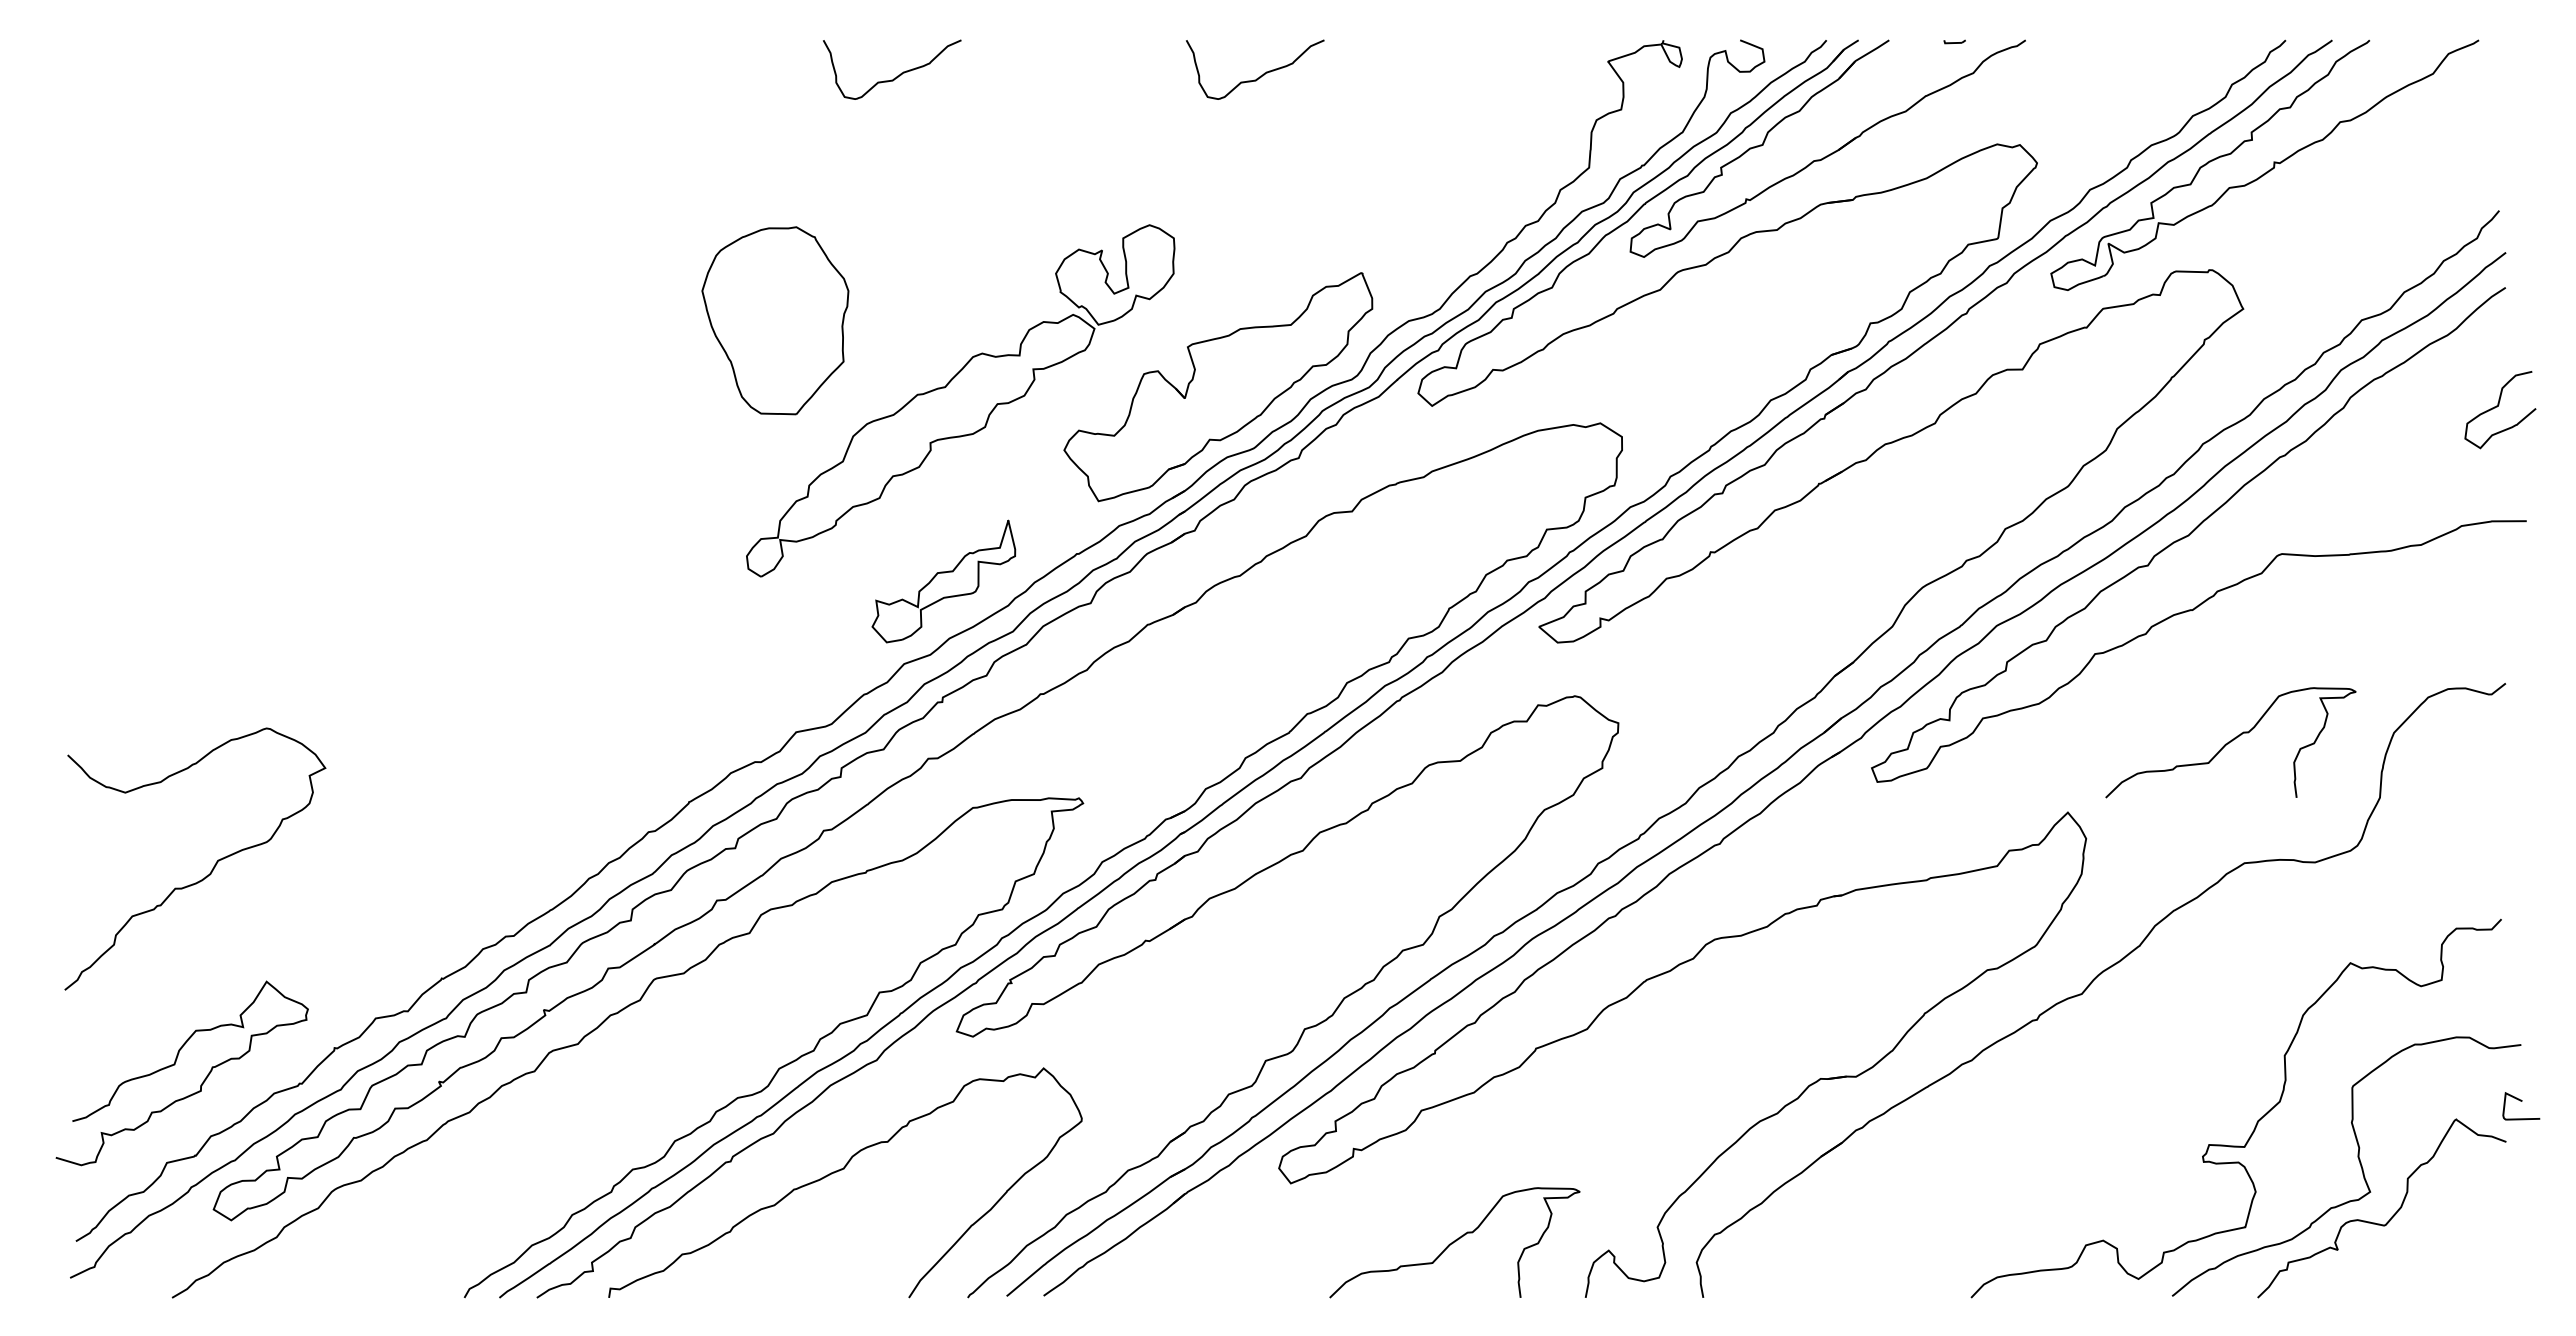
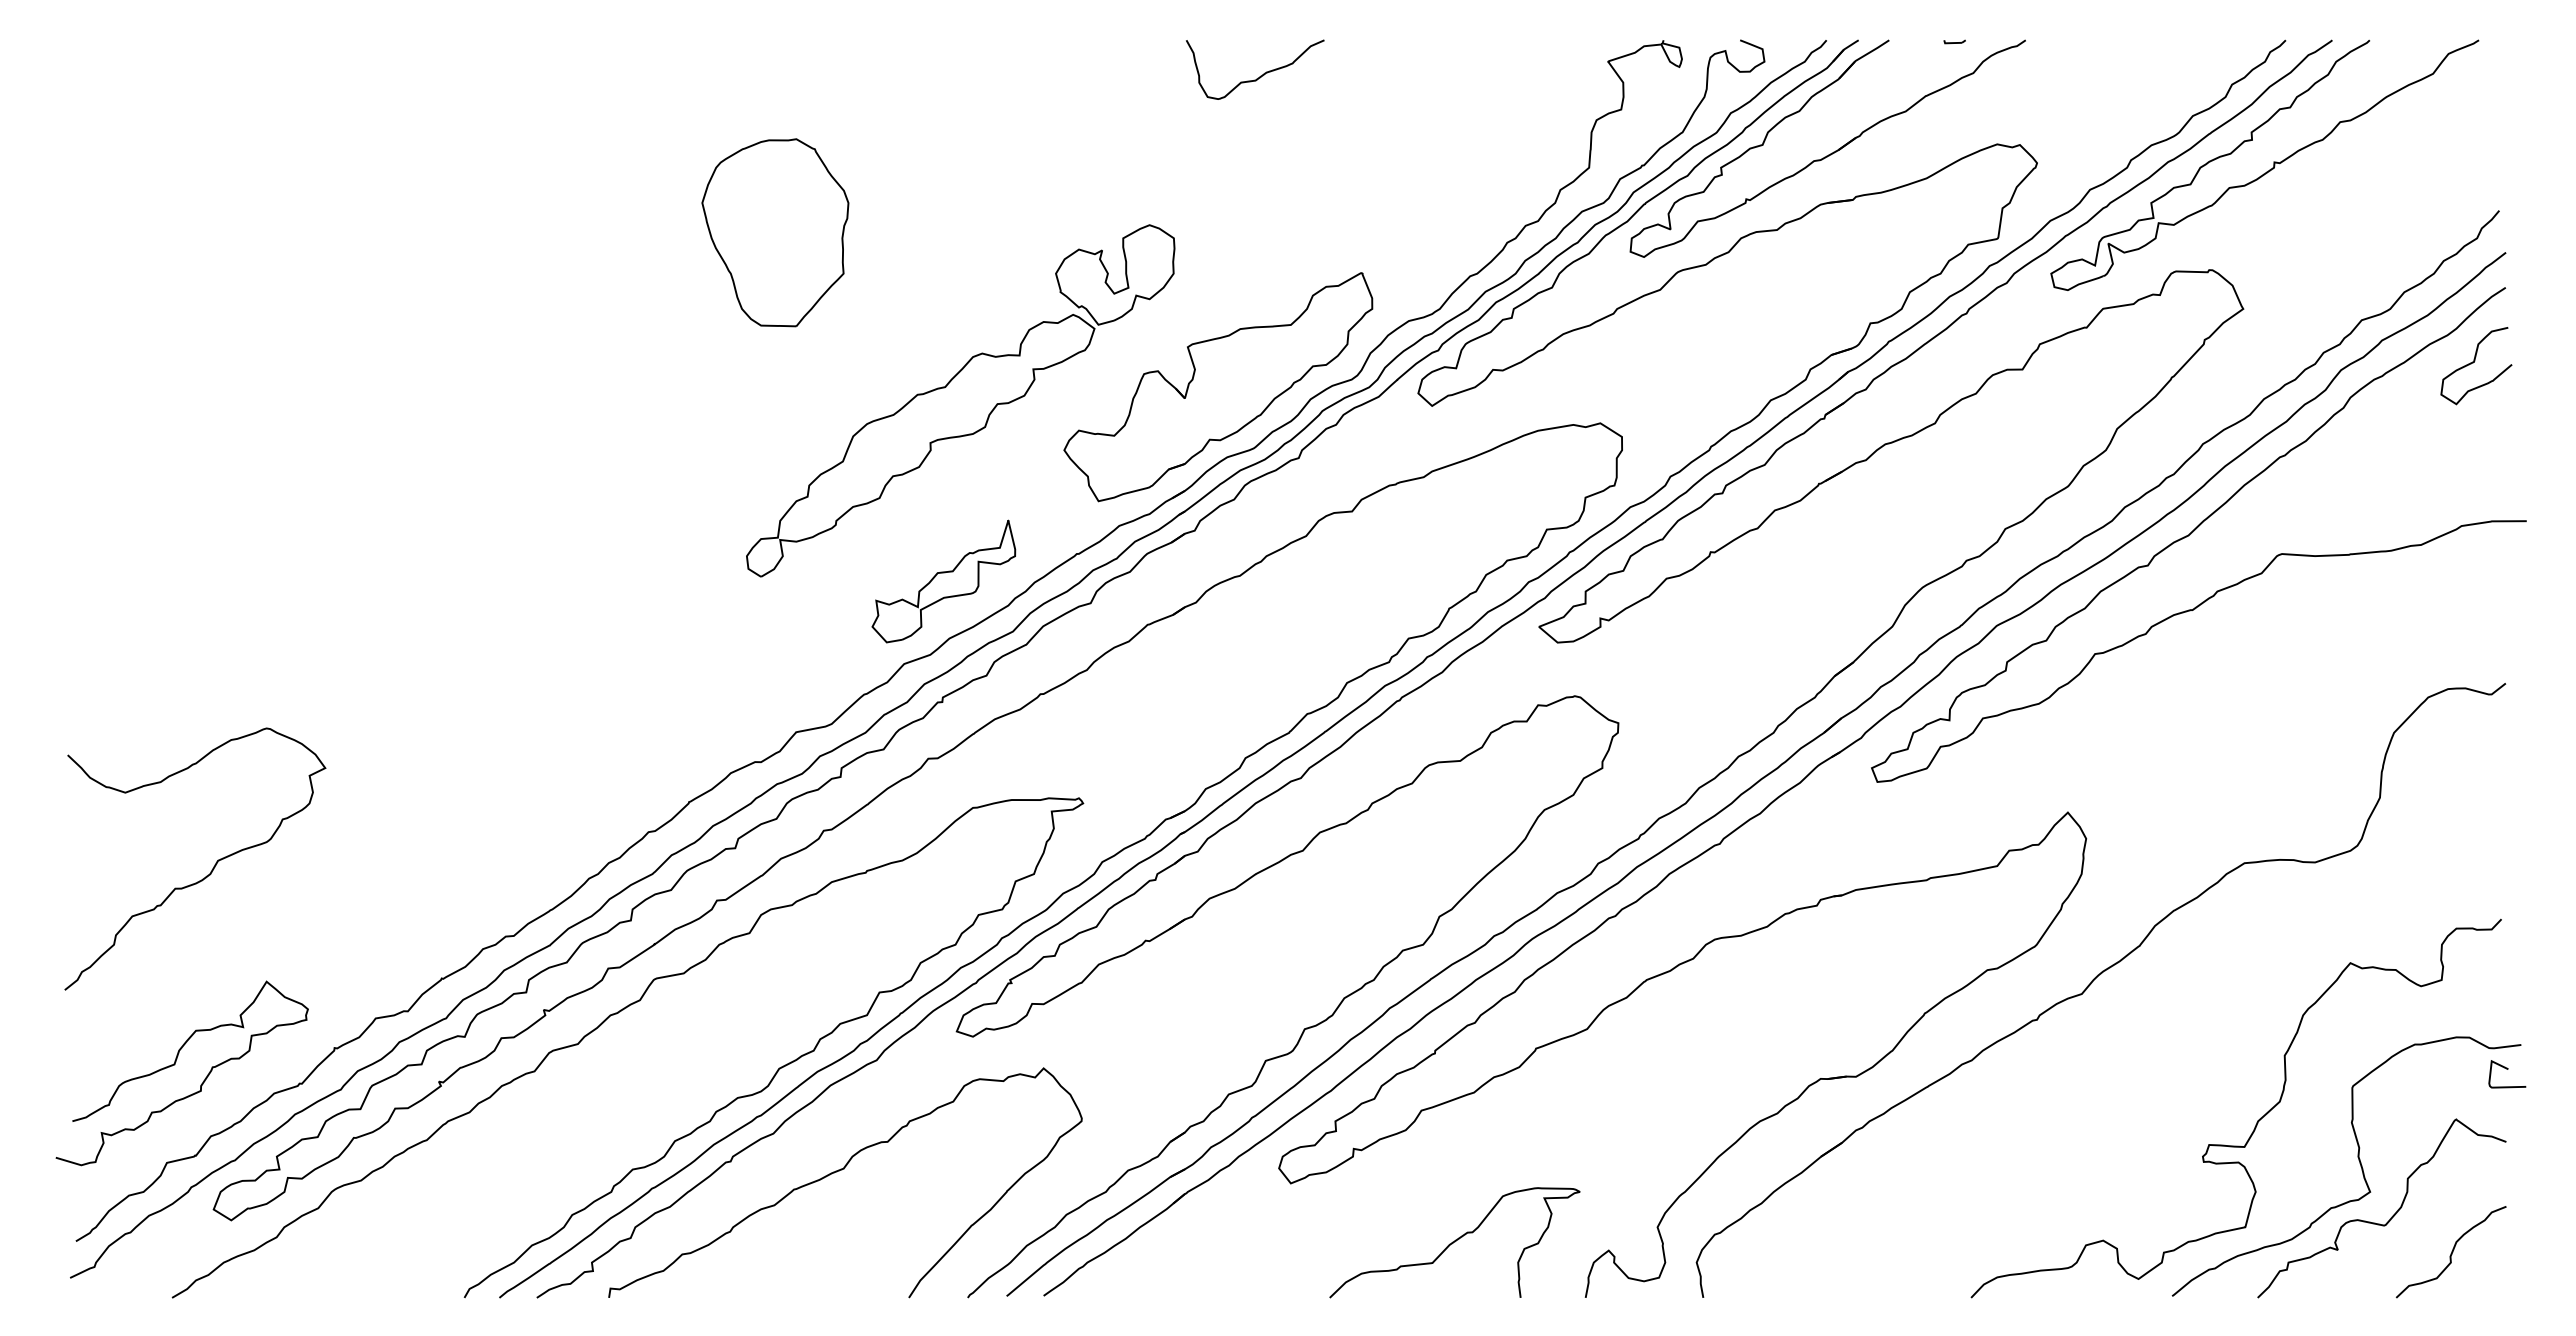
curve: present -> none (897, 75)
part position: (775, 320) -> (775, 232) (775, 232)
curve position: (2497, 407) -> (2473, 363) (2473, 363)
curve: present -> none (2230, 742)
curve position: (2521, 1101) -> (2507, 1069) (2507, 1069)
curve: none -> present (2451, 1252)
